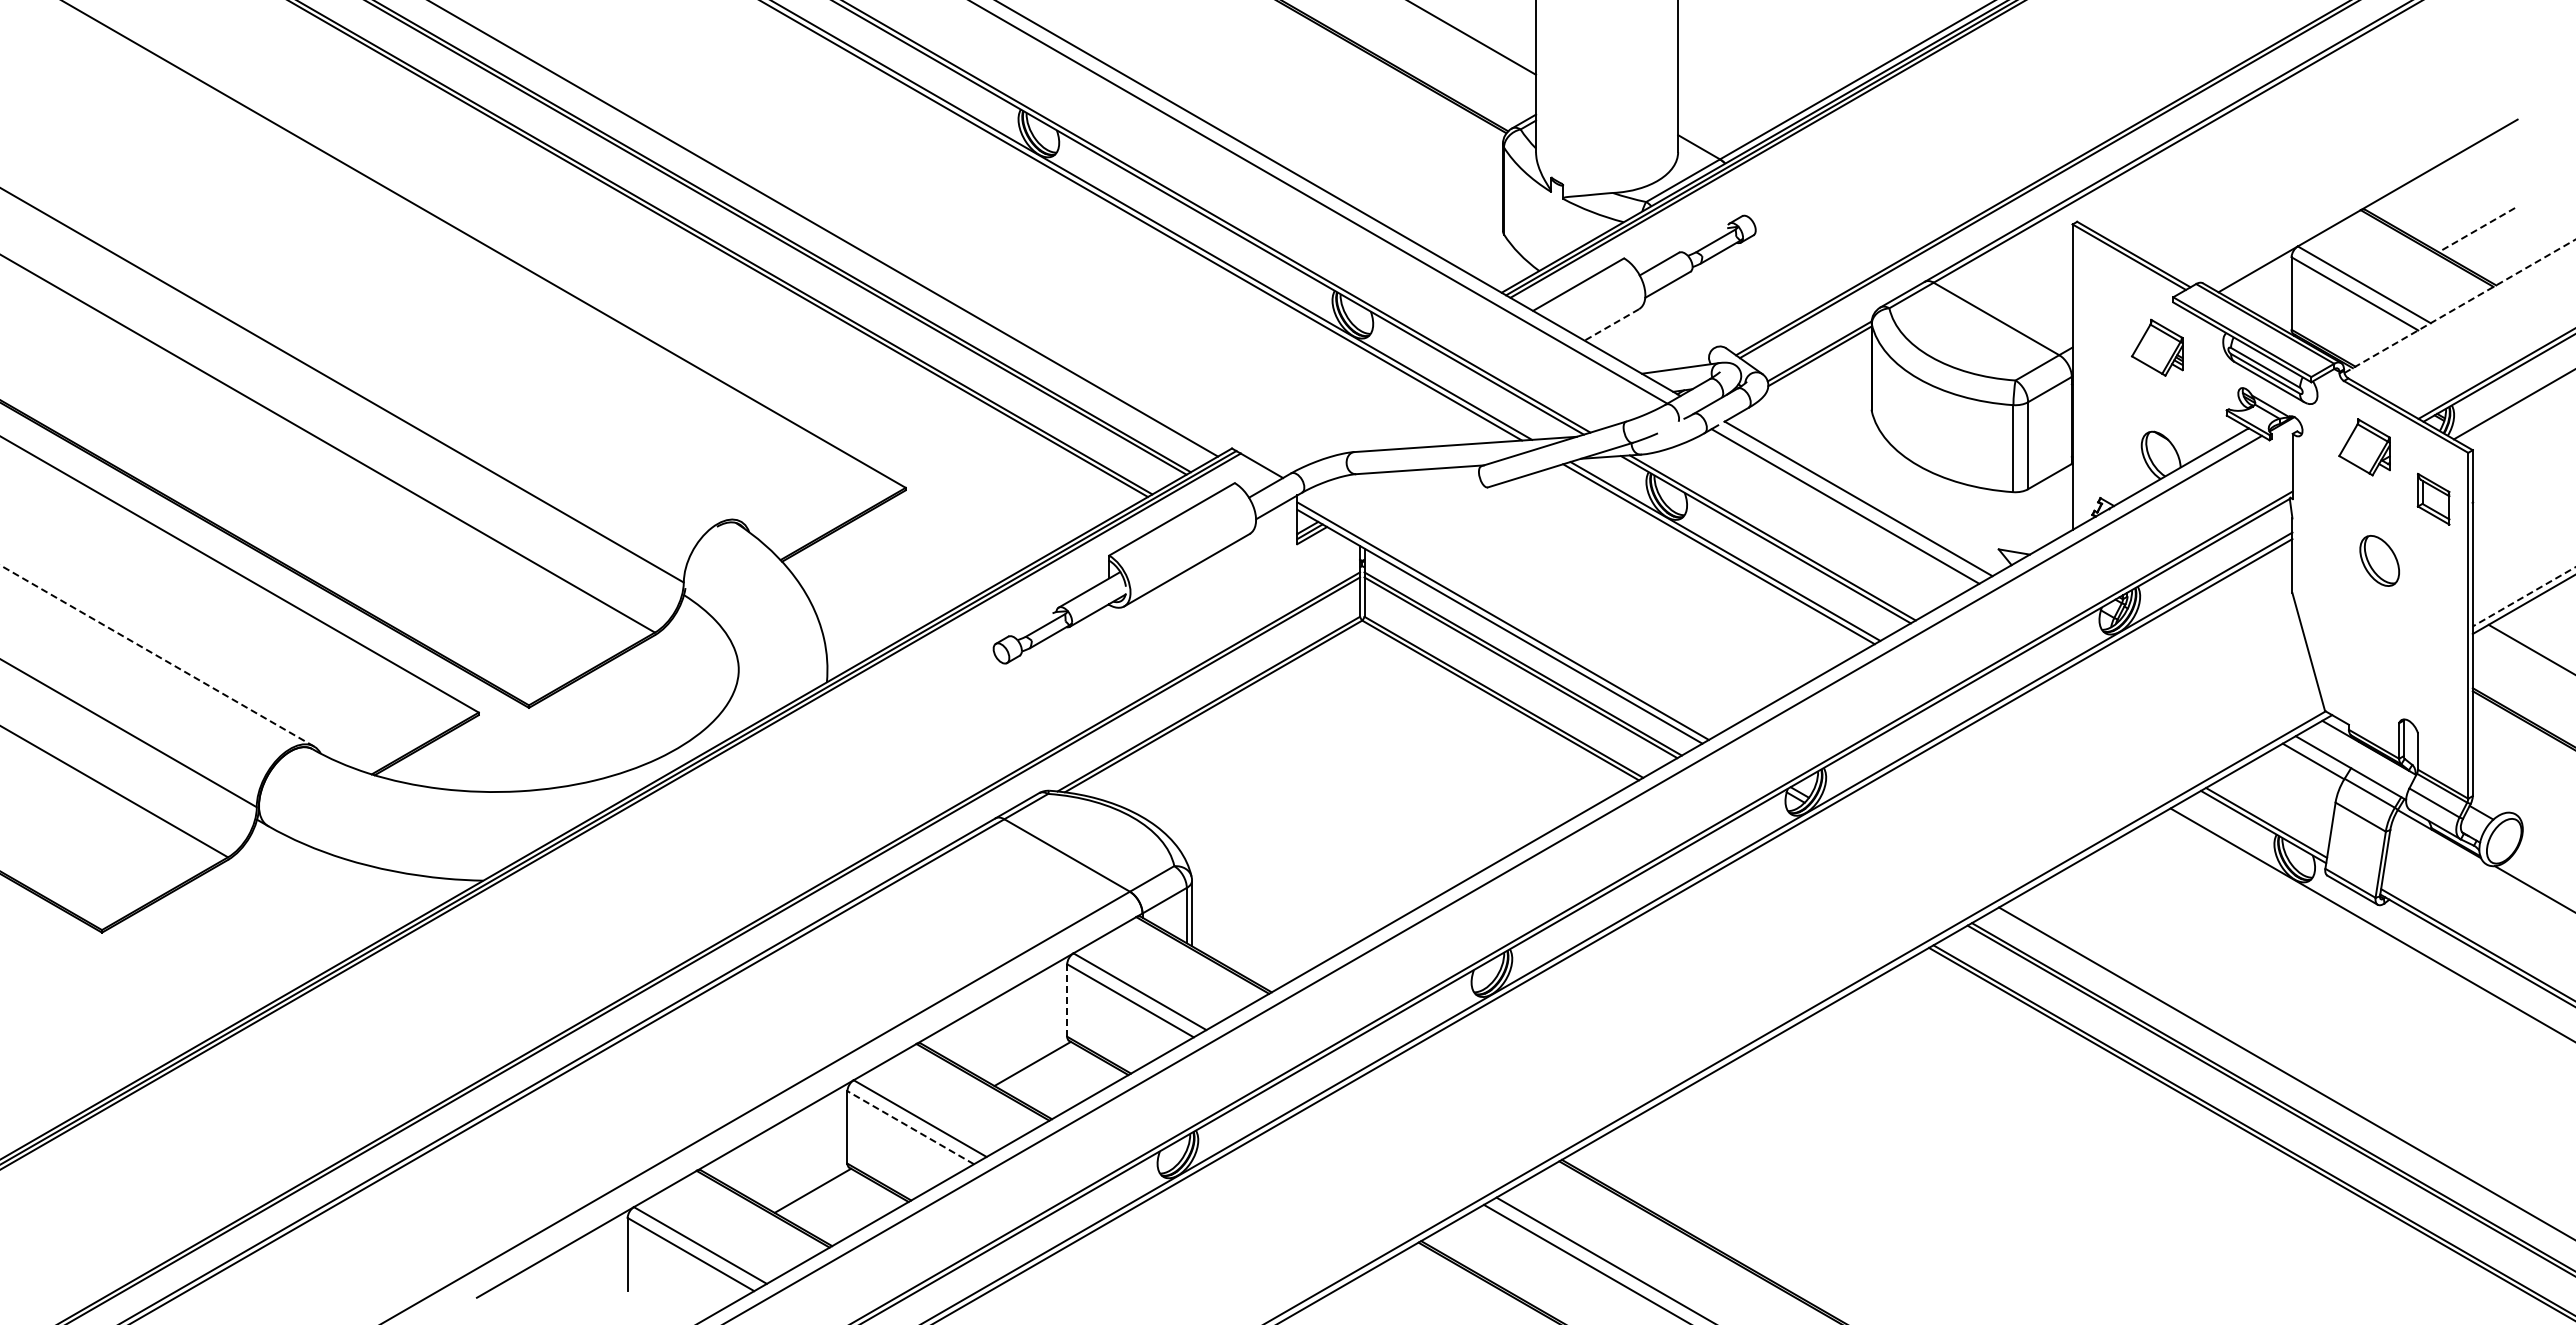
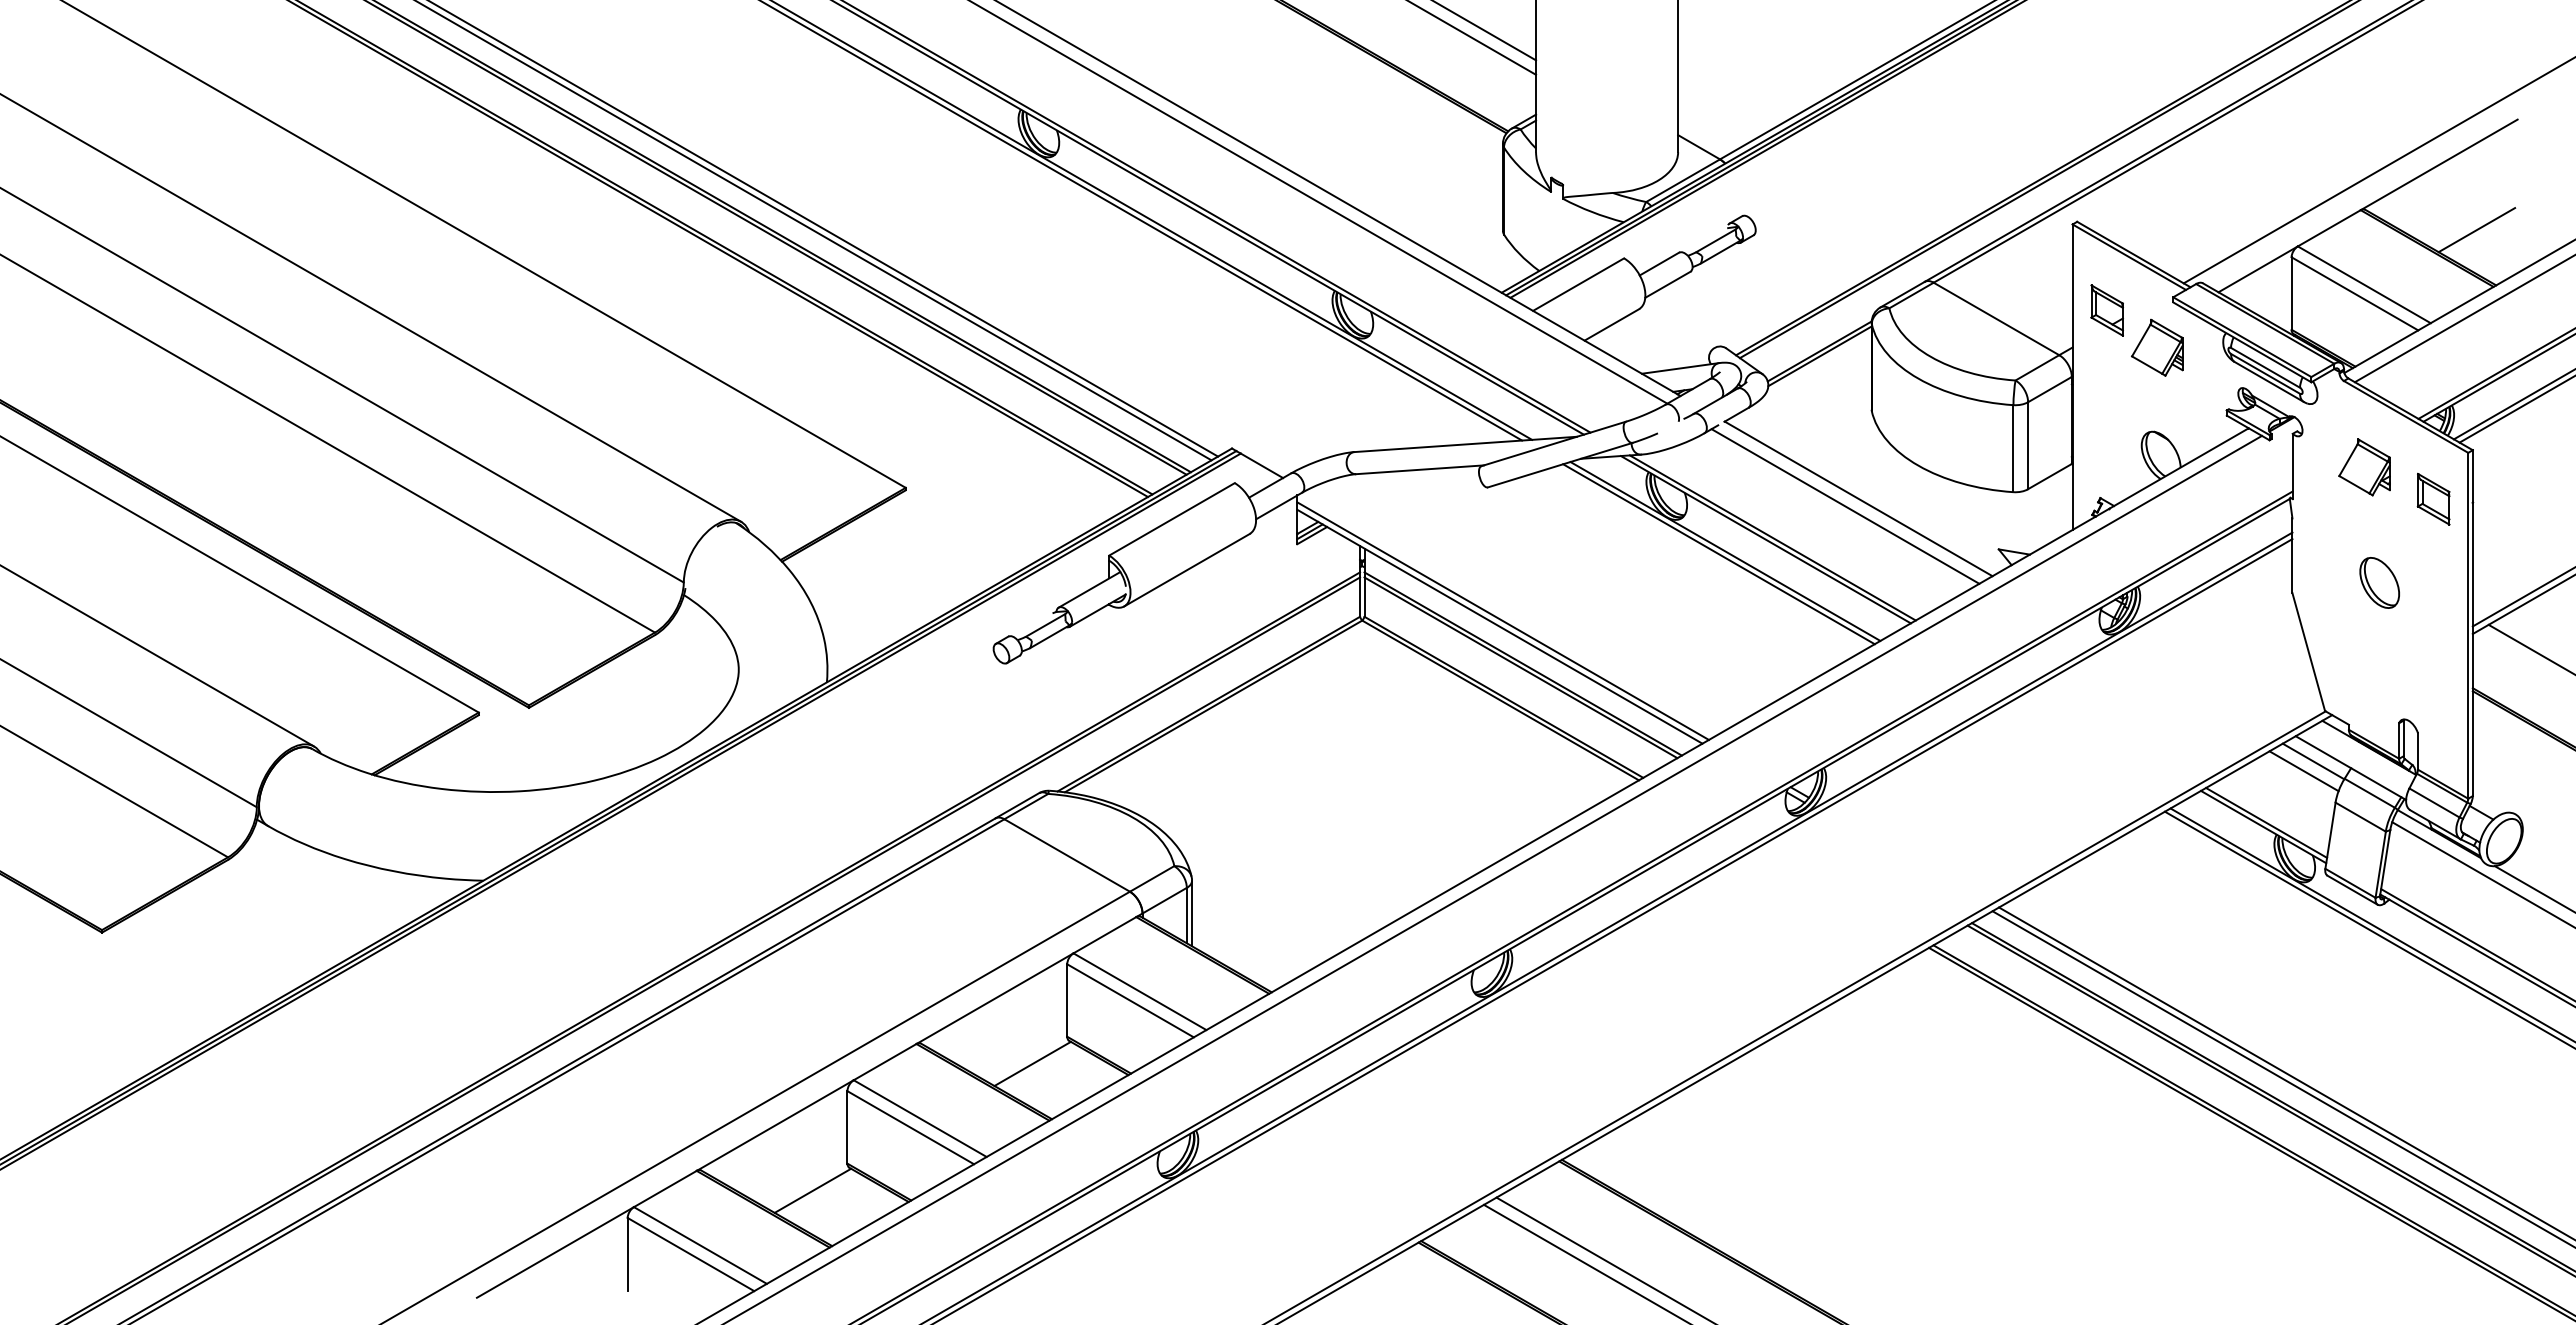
line: none -> present (1485, 31)
line: none -> present (2377, 170)
line: dashed -> solid (2476, 230)
line: none -> present (814, 231)
line: dashed -> solid (2460, 306)
line: none -> present (371, 308)
part: none -> present (2106, 310)
line: none -> present (2463, 319)
line: dashed -> solid (1611, 325)
line: none -> present (2515, 409)
part position: (2364, 447) -> (2364, 467) (2364, 467)
part position: (2379, 560) -> (2379, 582) (2379, 582)
line: dashed -> solid (2523, 596)
line: dashed -> solid (156, 655)
line: none -> present (2303, 771)
line: none -> present (2482, 874)
line: none -> present (2368, 929)
line: dashed -> solid (1067, 1000)
line: none -> present (2282, 1078)
line: dashed -> solid (910, 1127)
